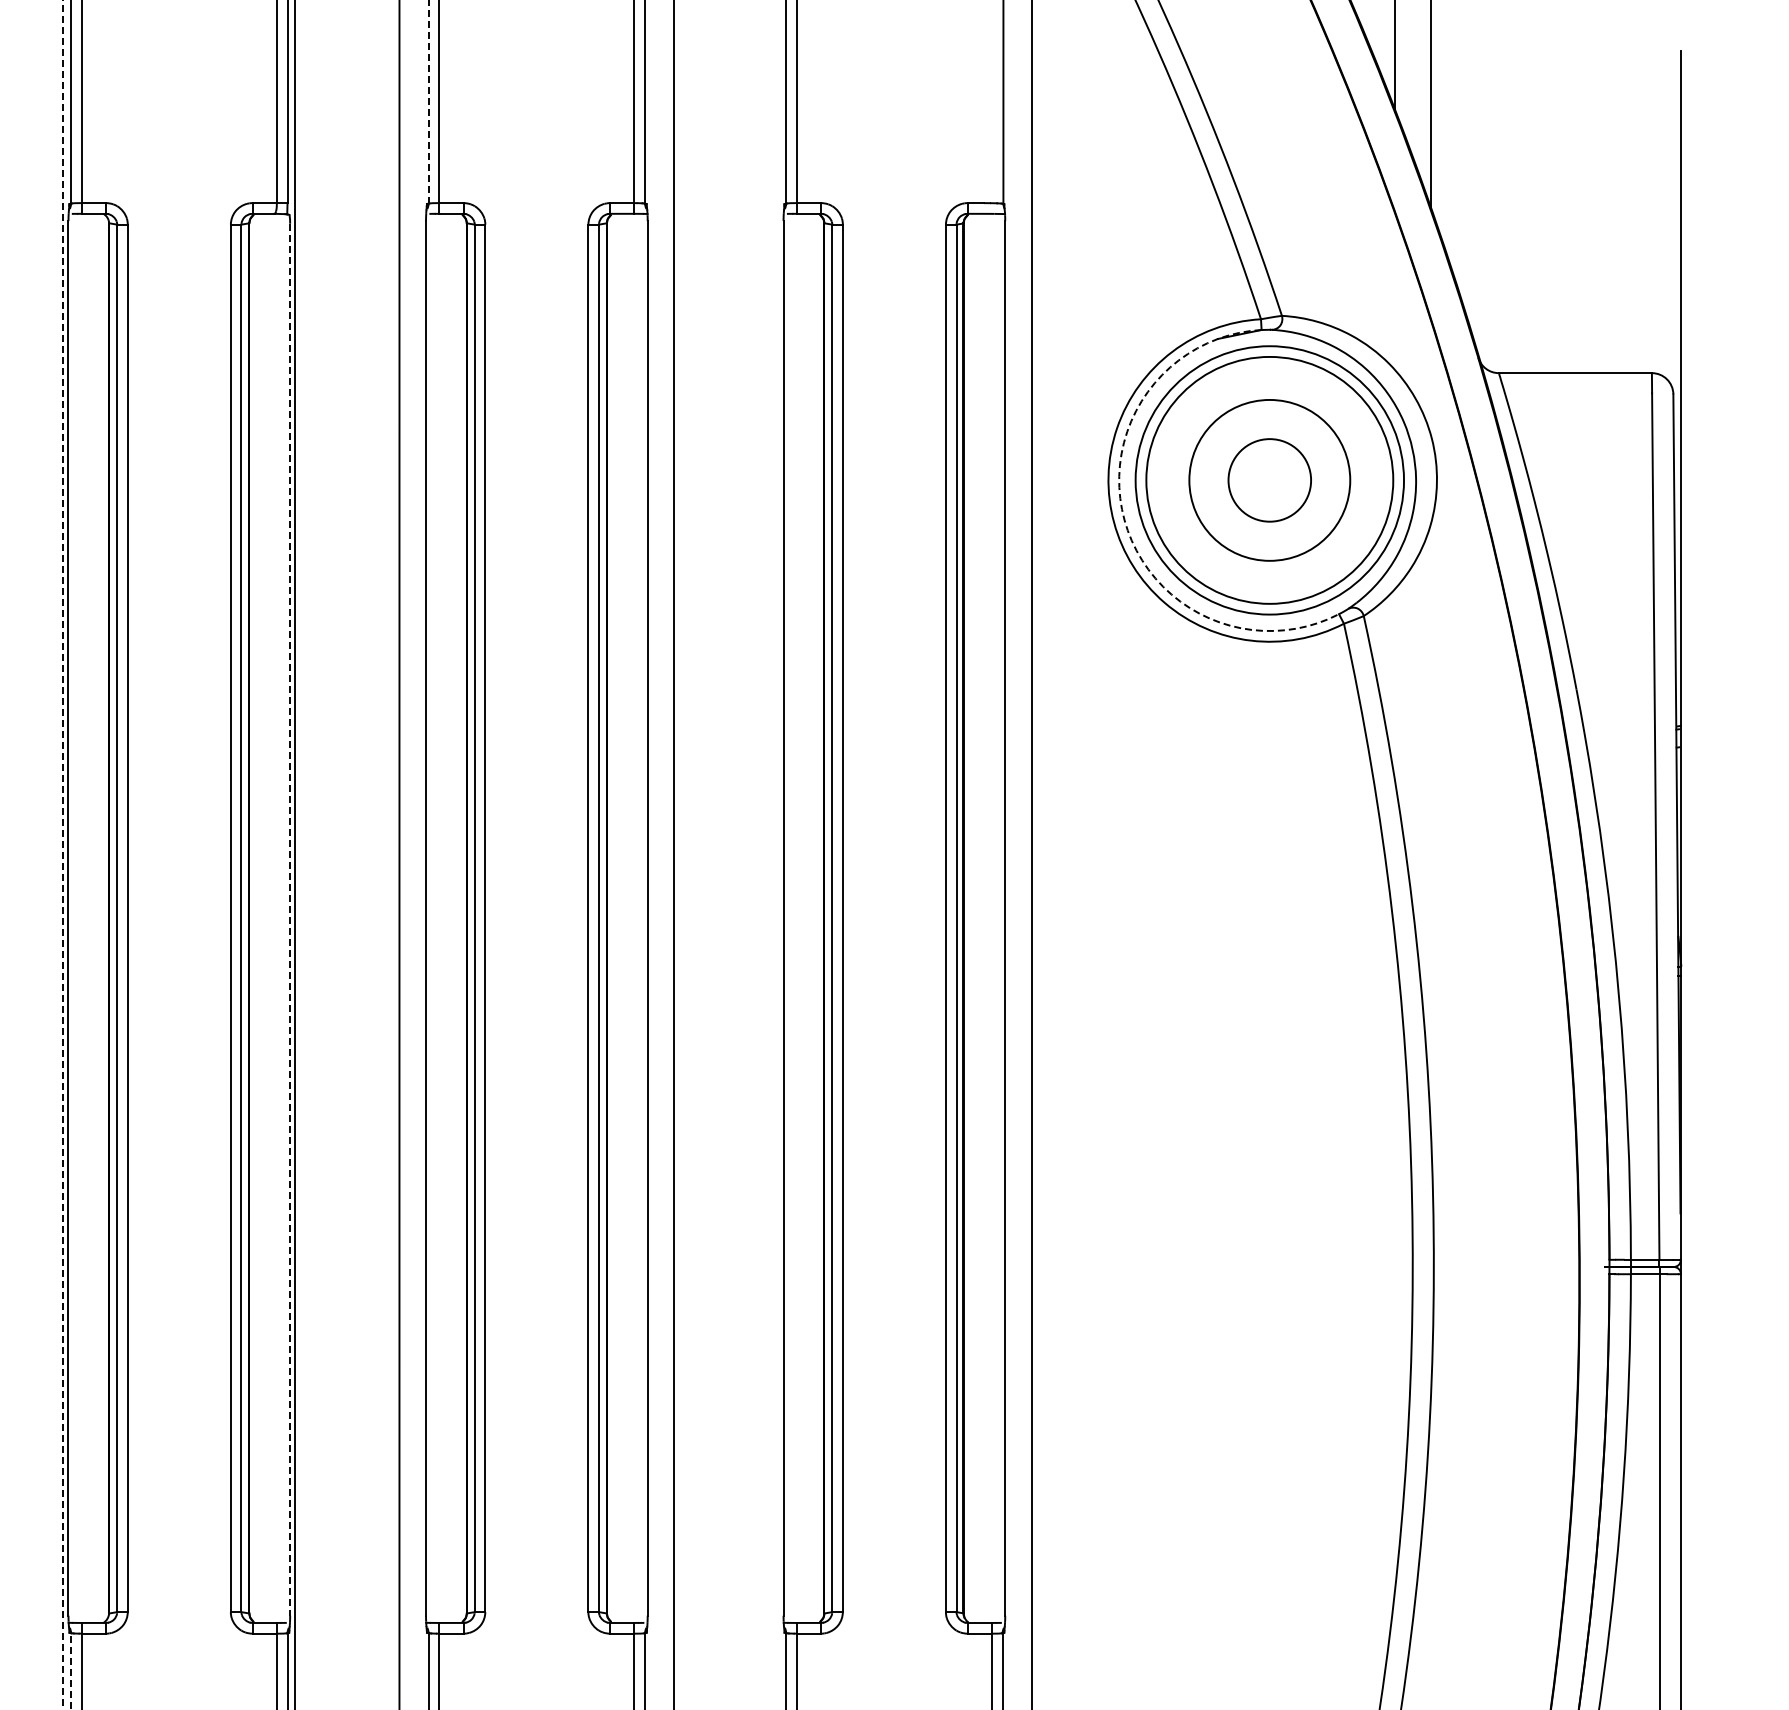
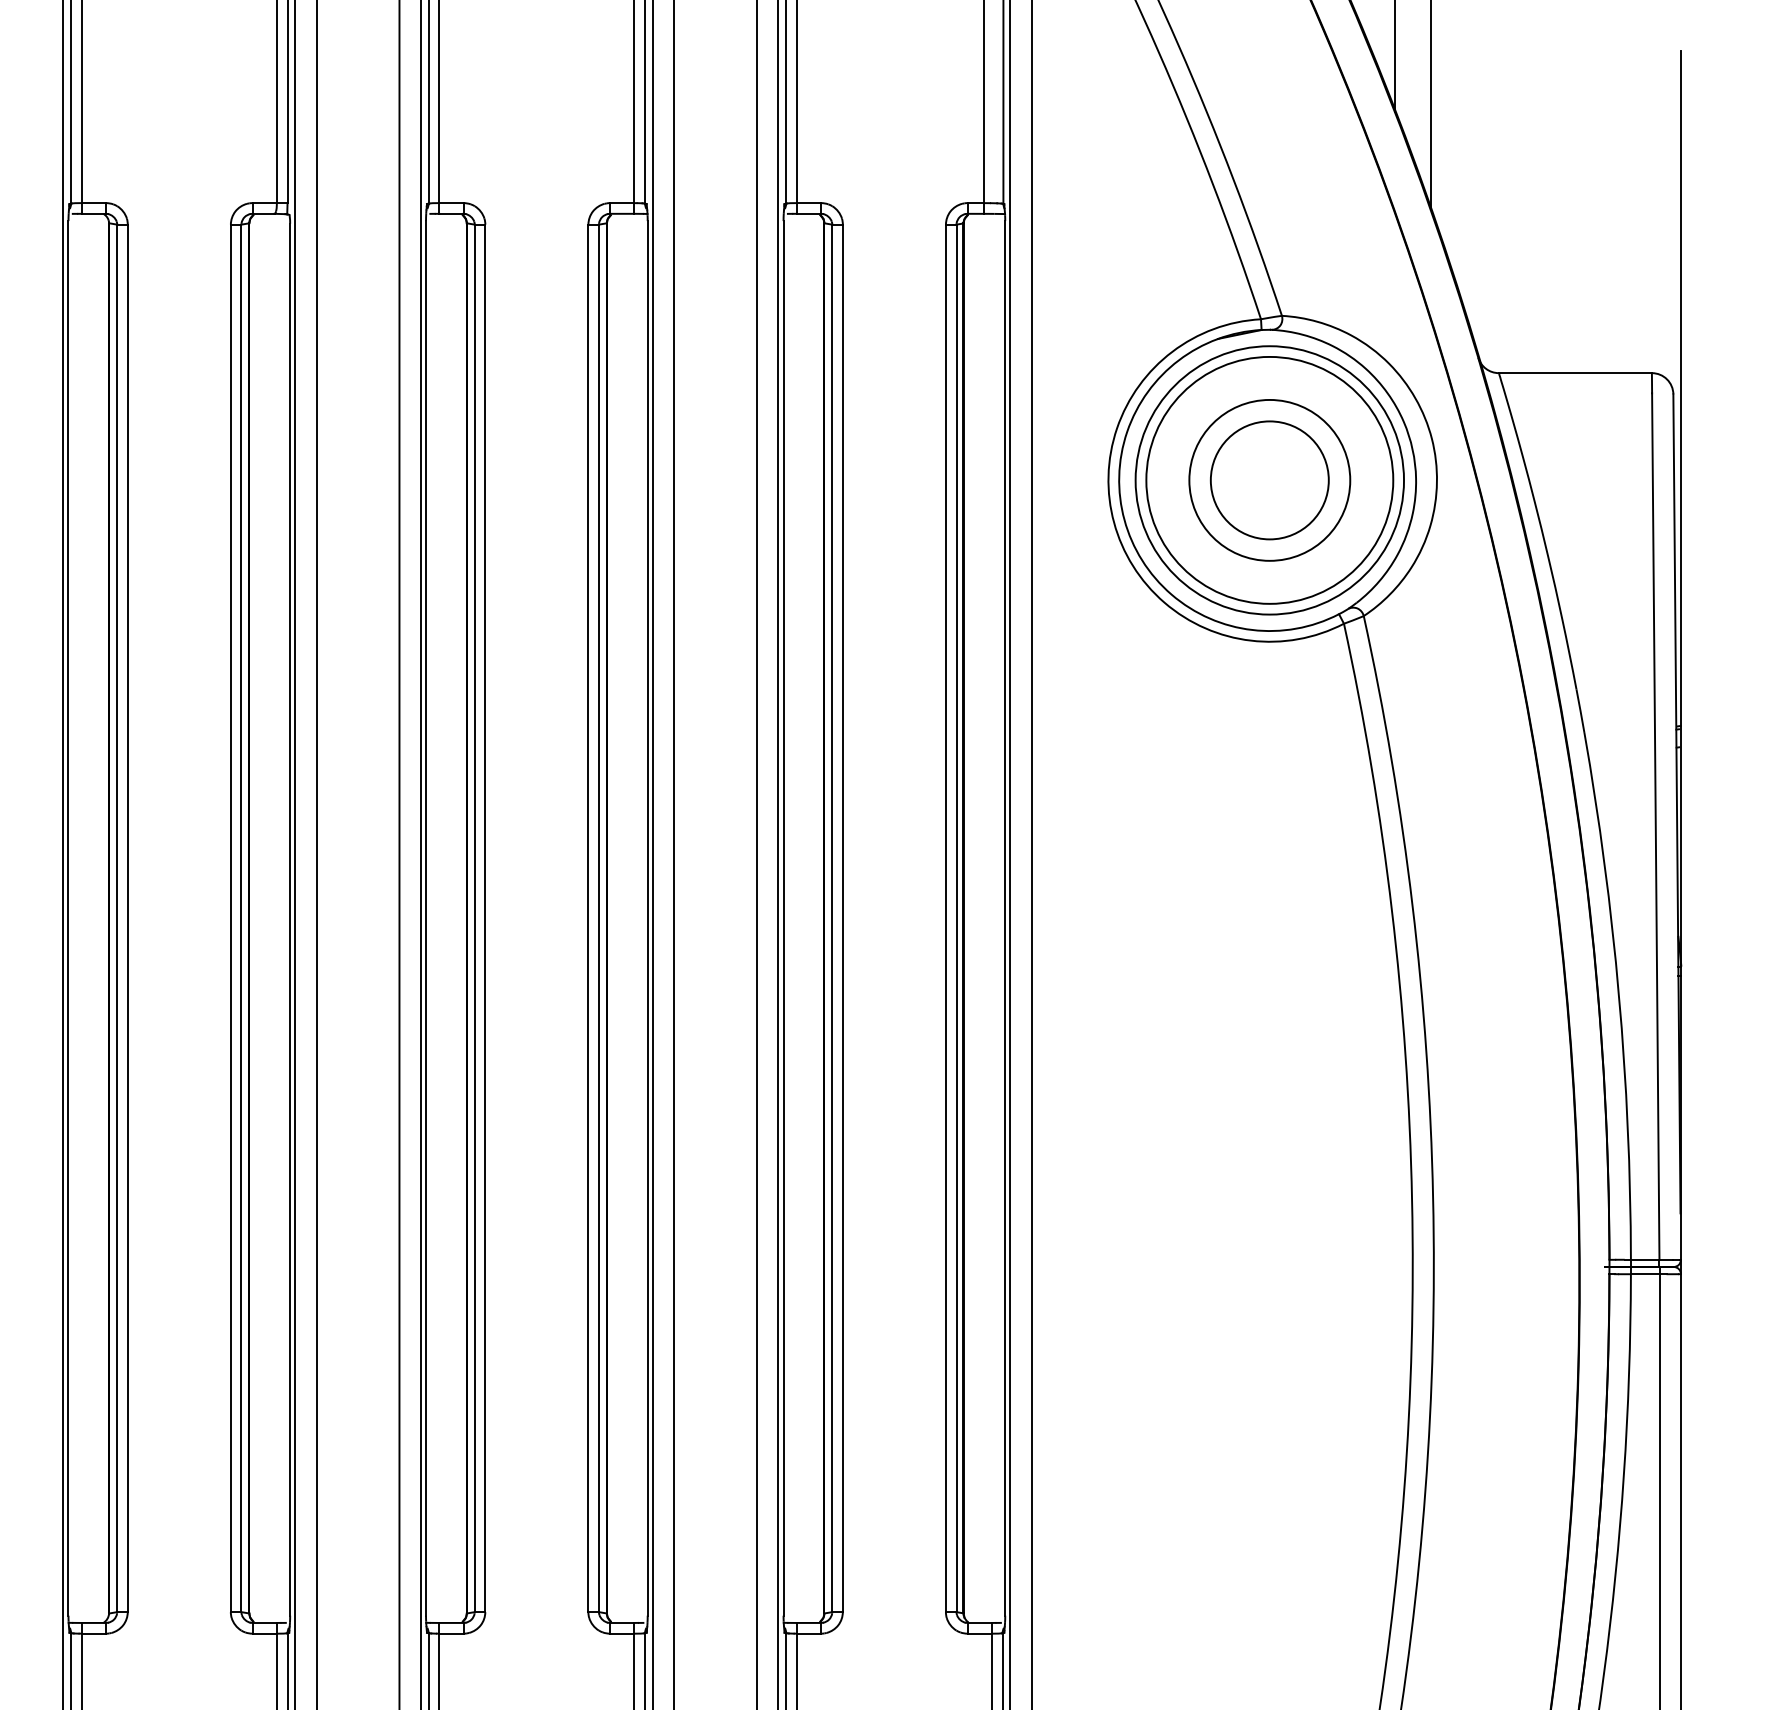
line: dashed -> solid (428, 101)
line: none -> present (983, 107)
circle diameter: 83 px -> 118 px (1269, 480)
arc: dashed -> solid (1124, 520)
line: dashed -> solid (63, 854)
line: none -> present (316, 854)
line: none -> present (420, 854)
line: none -> present (652, 854)
line: none -> present (757, 854)
line: none -> present (778, 854)
line: none -> present (1010, 854)
line: dashed -> solid (290, 919)
line: dashed -> solid (71, 1671)
